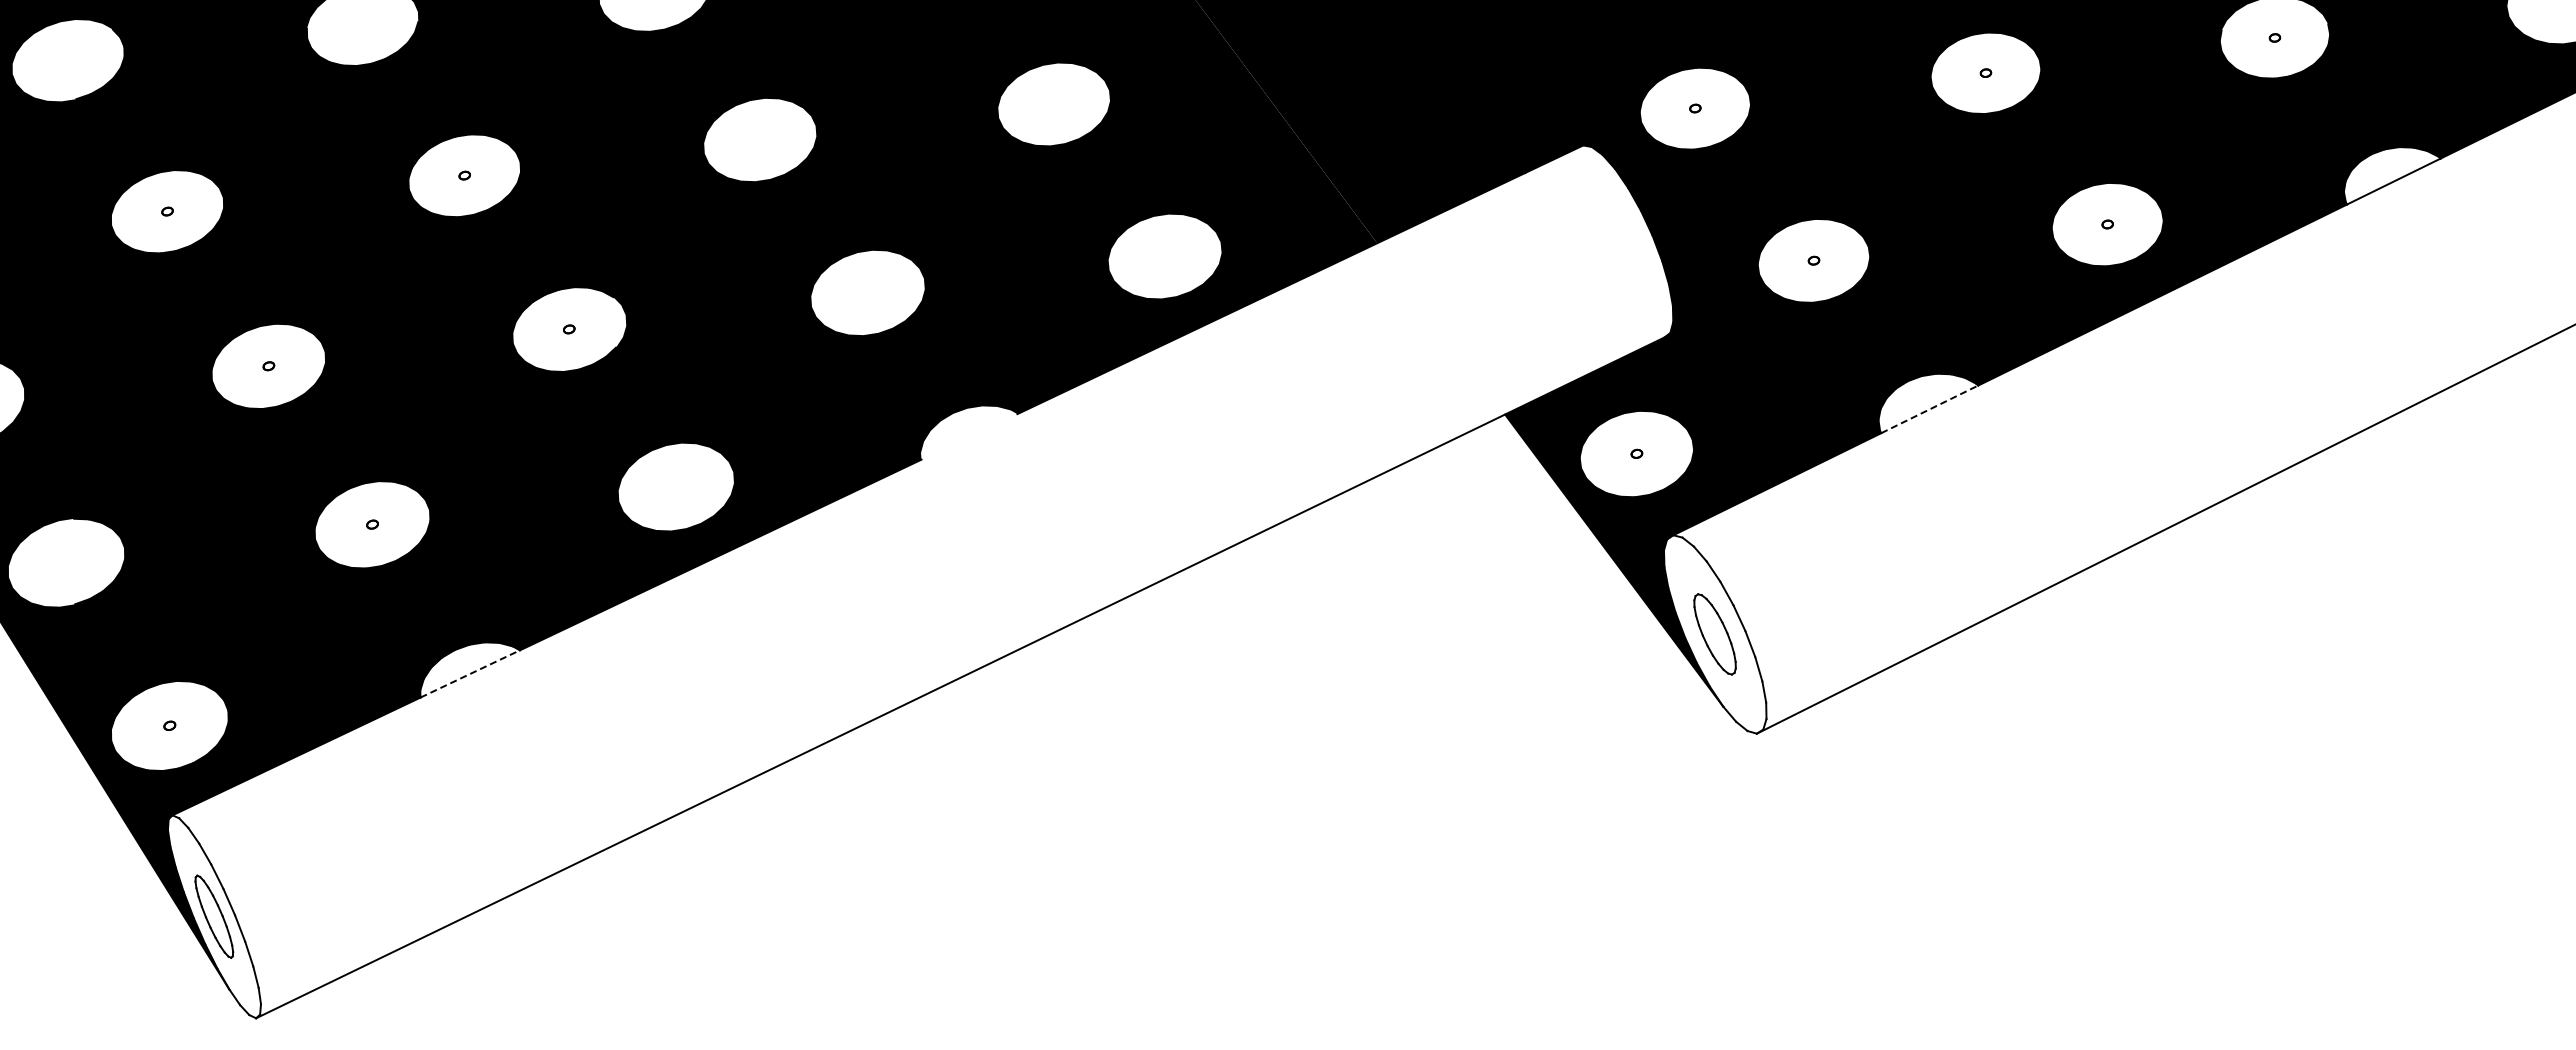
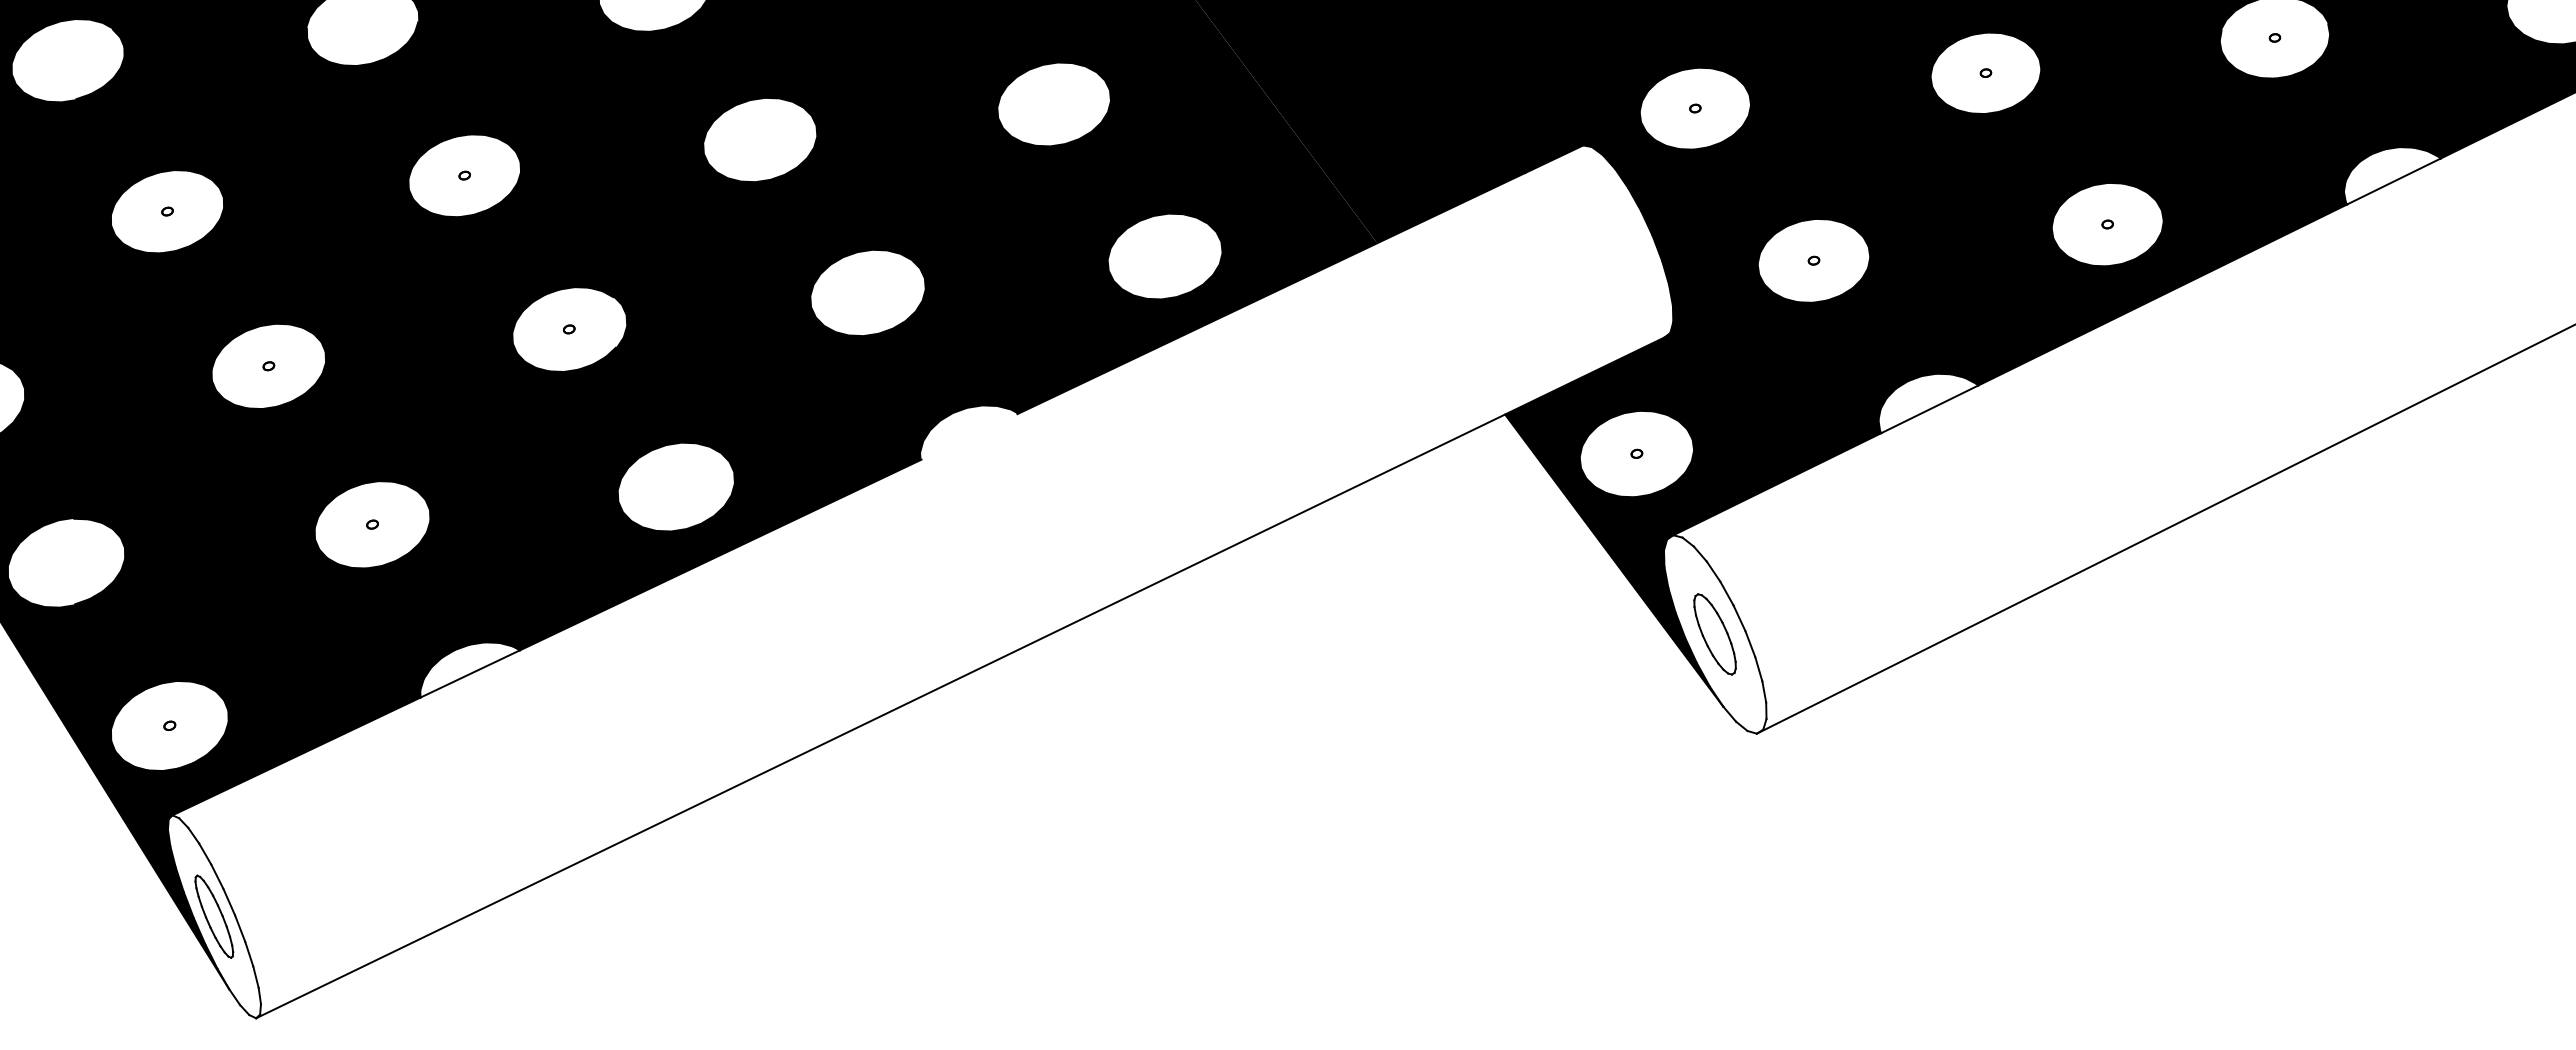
line: dashed -> solid (1930, 409)
line: dashed -> solid (470, 673)
